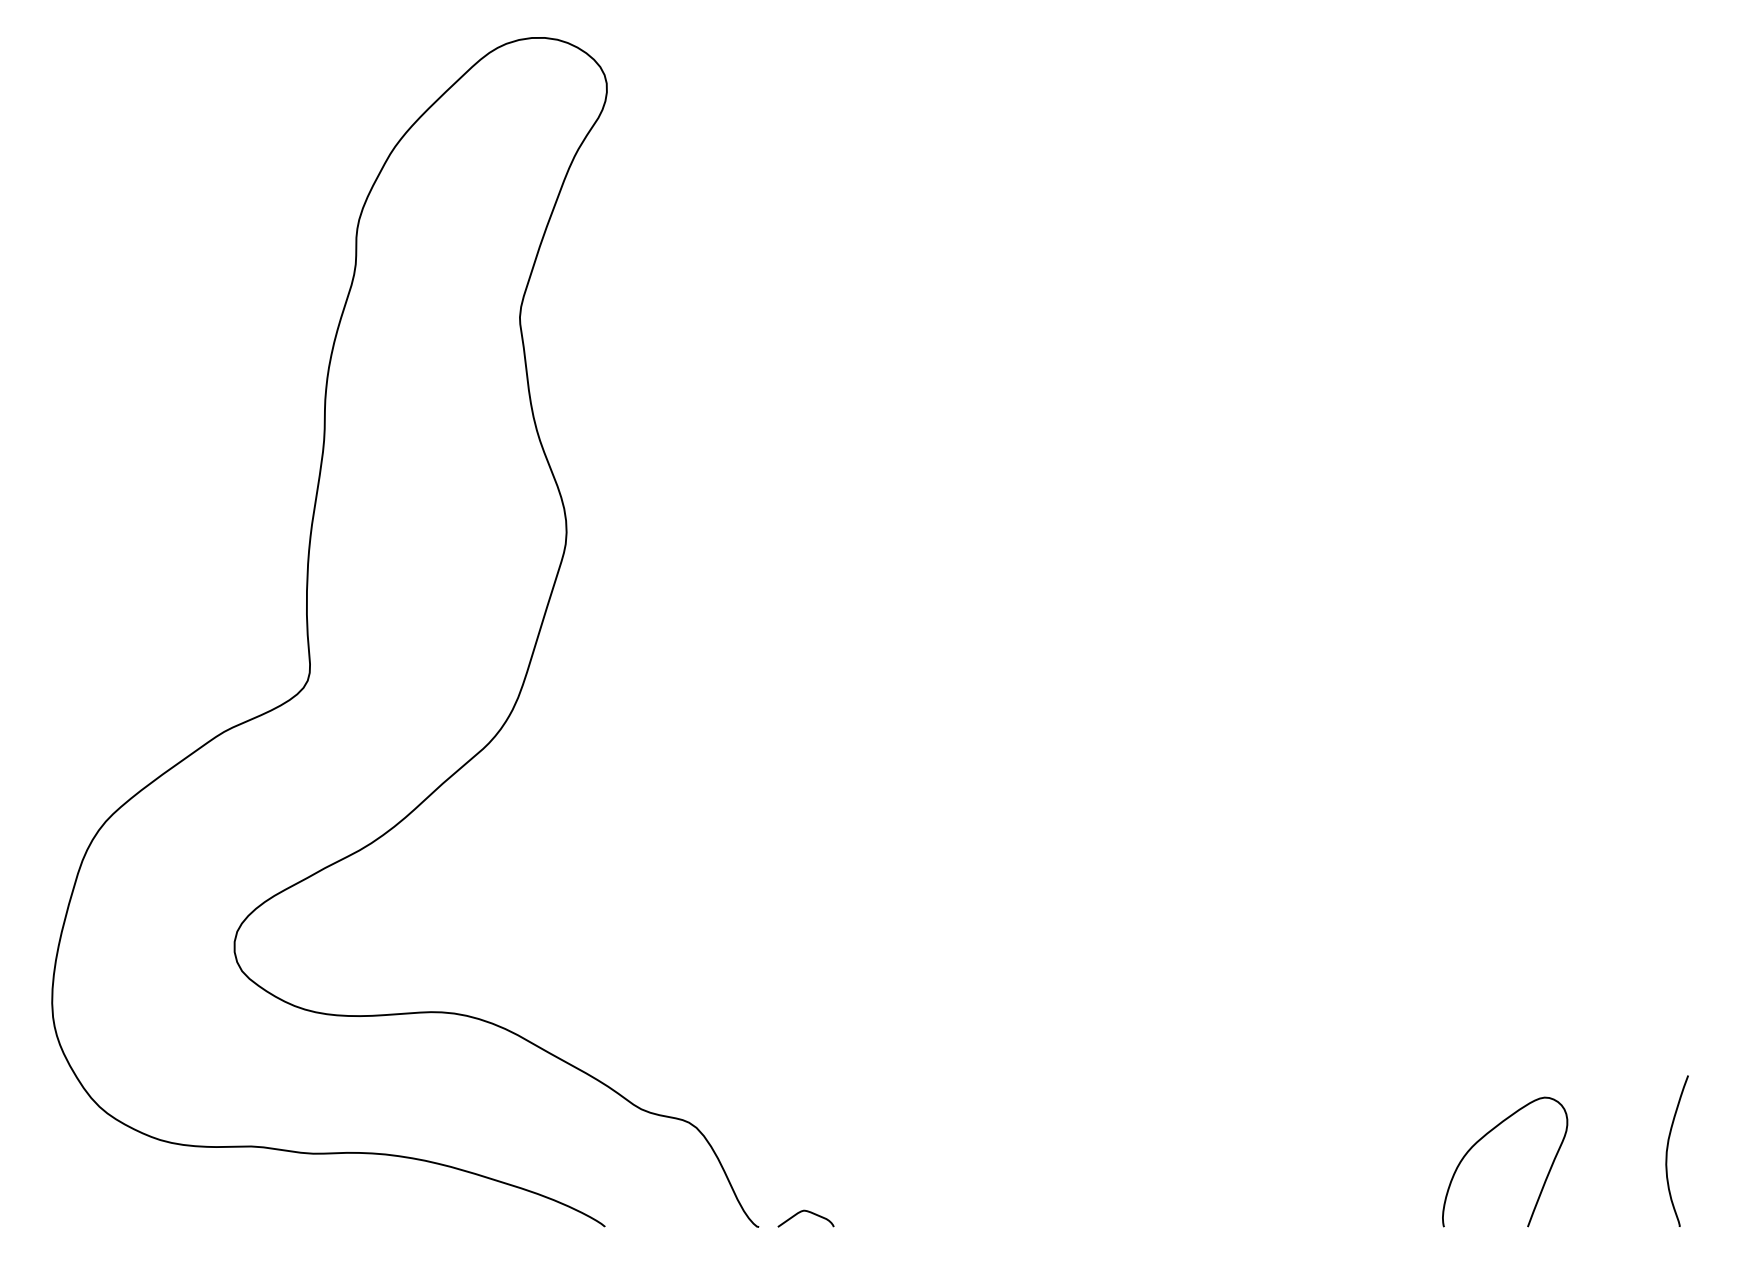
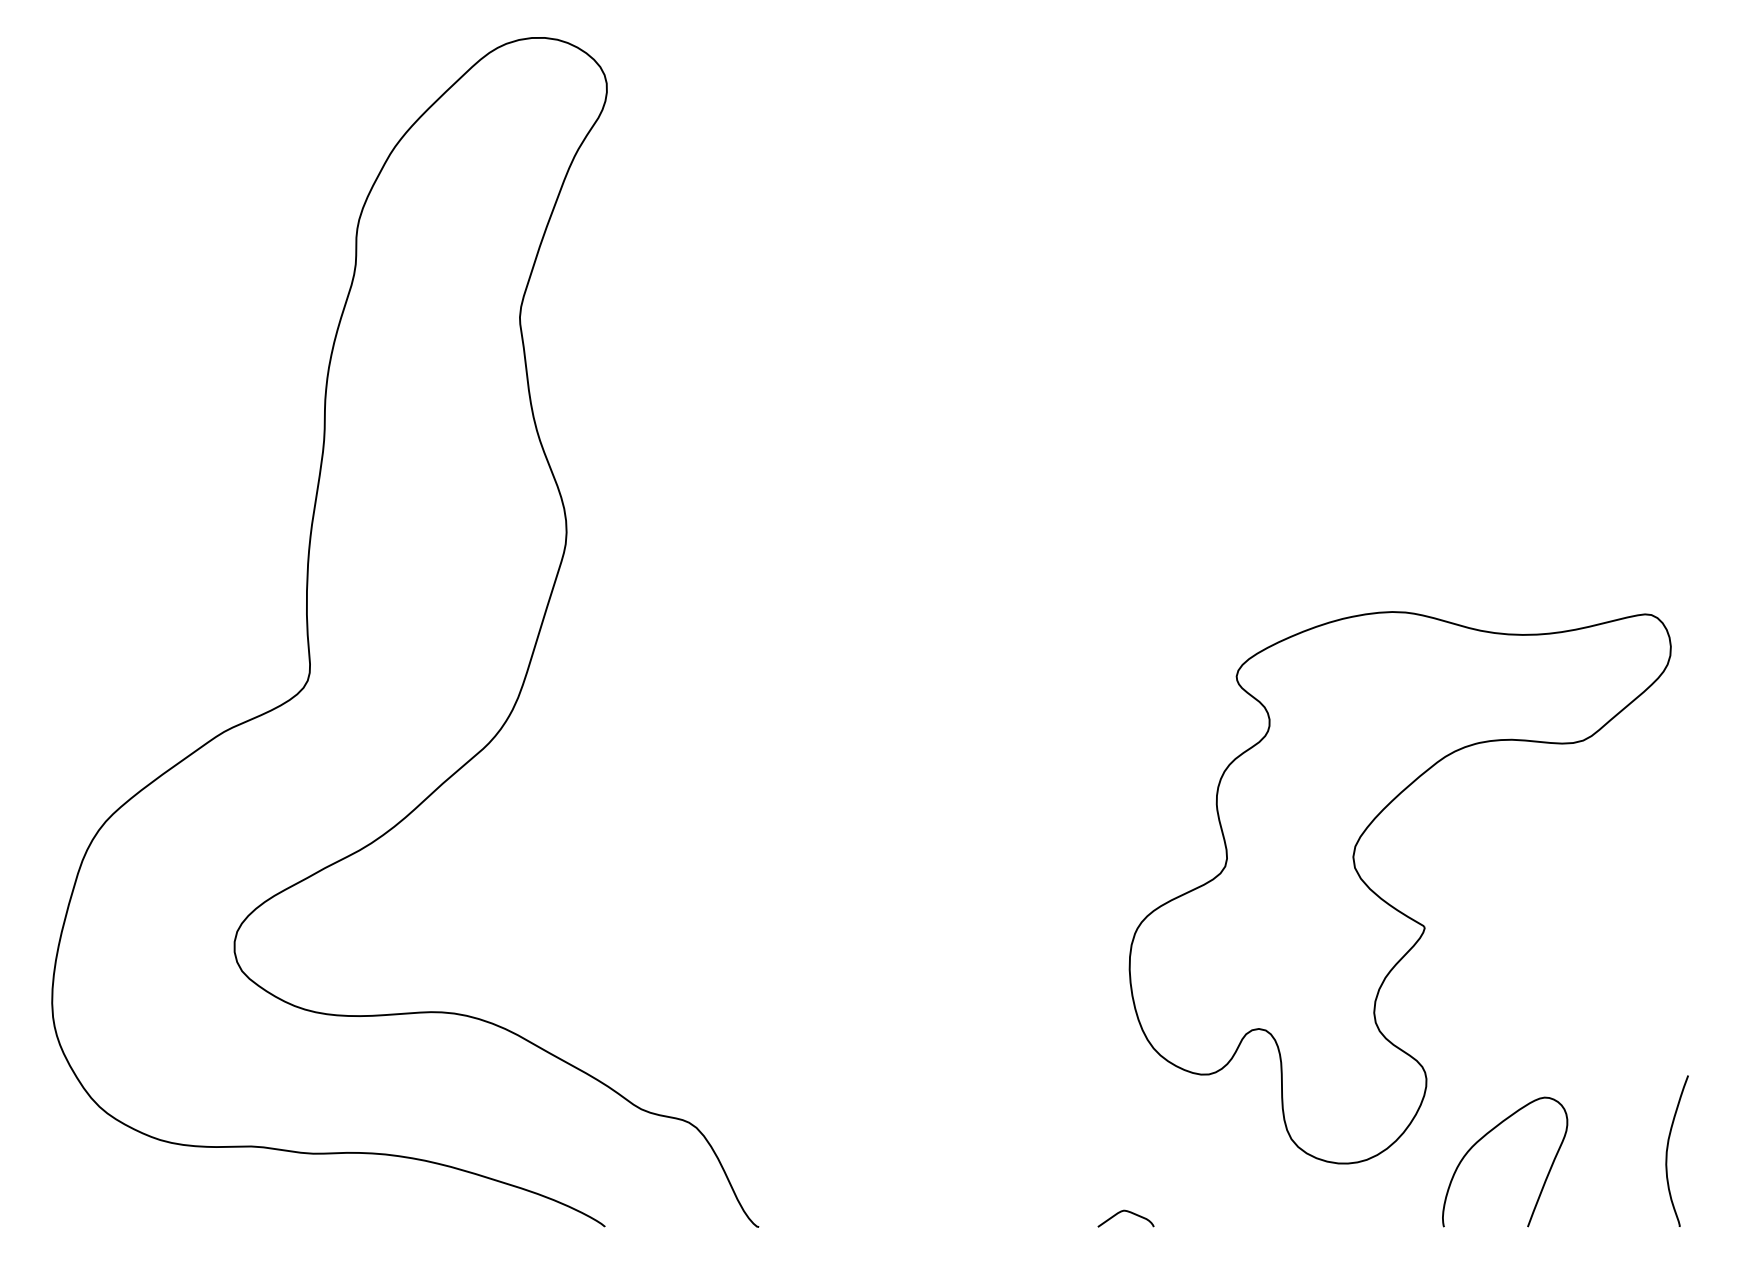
part: none -> present (1388, 902)
curve position: (807, 1212) -> (1127, 1212) (1127, 1212)
